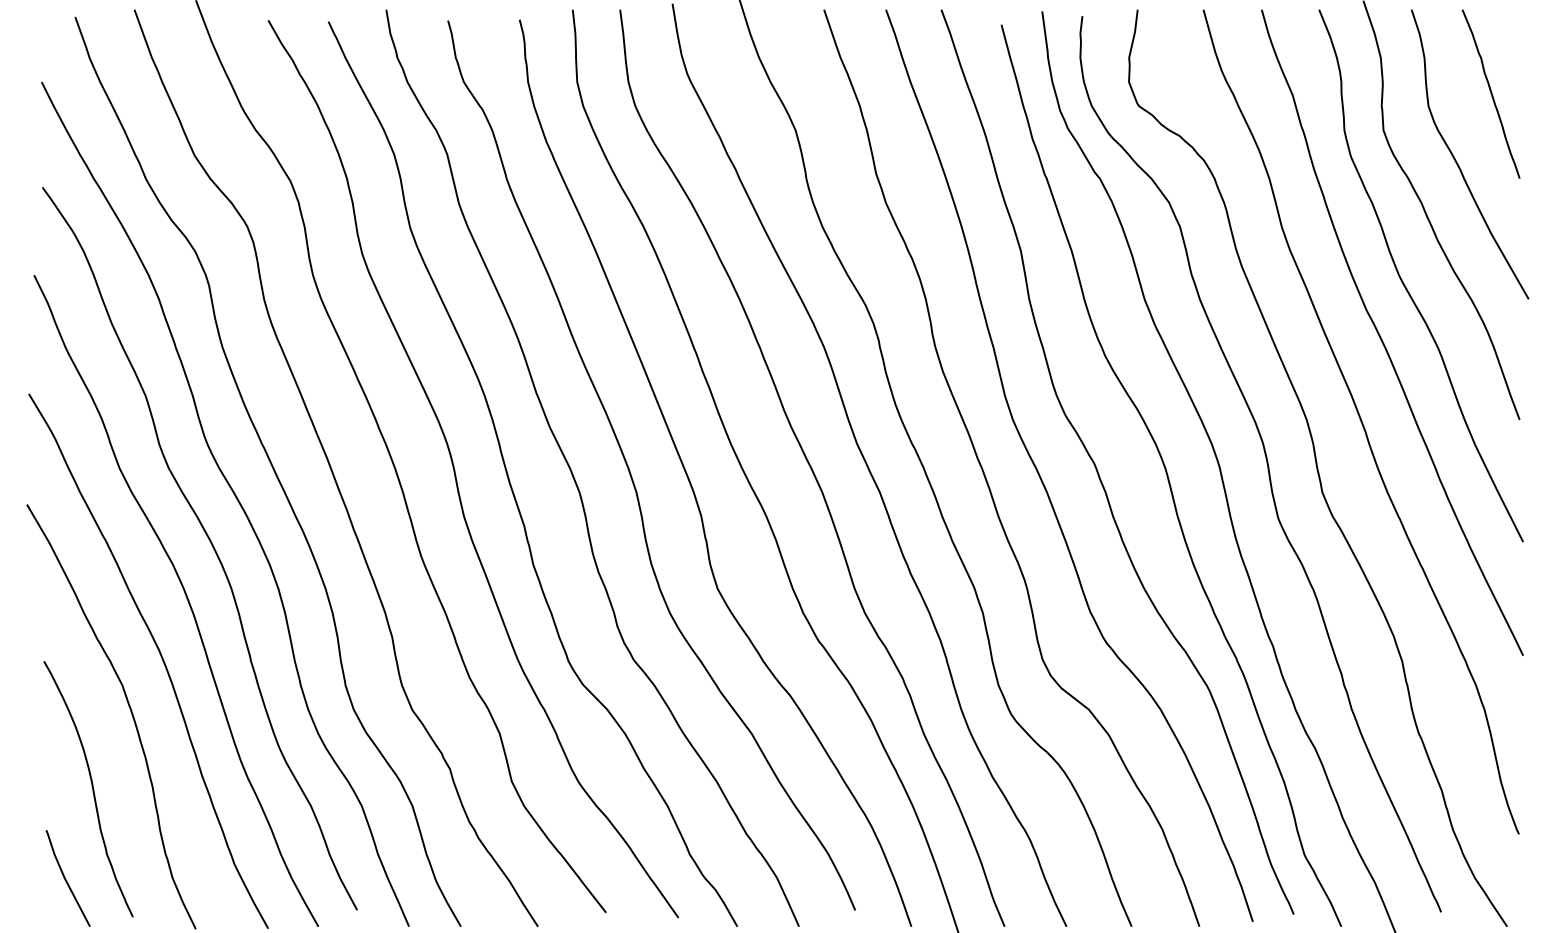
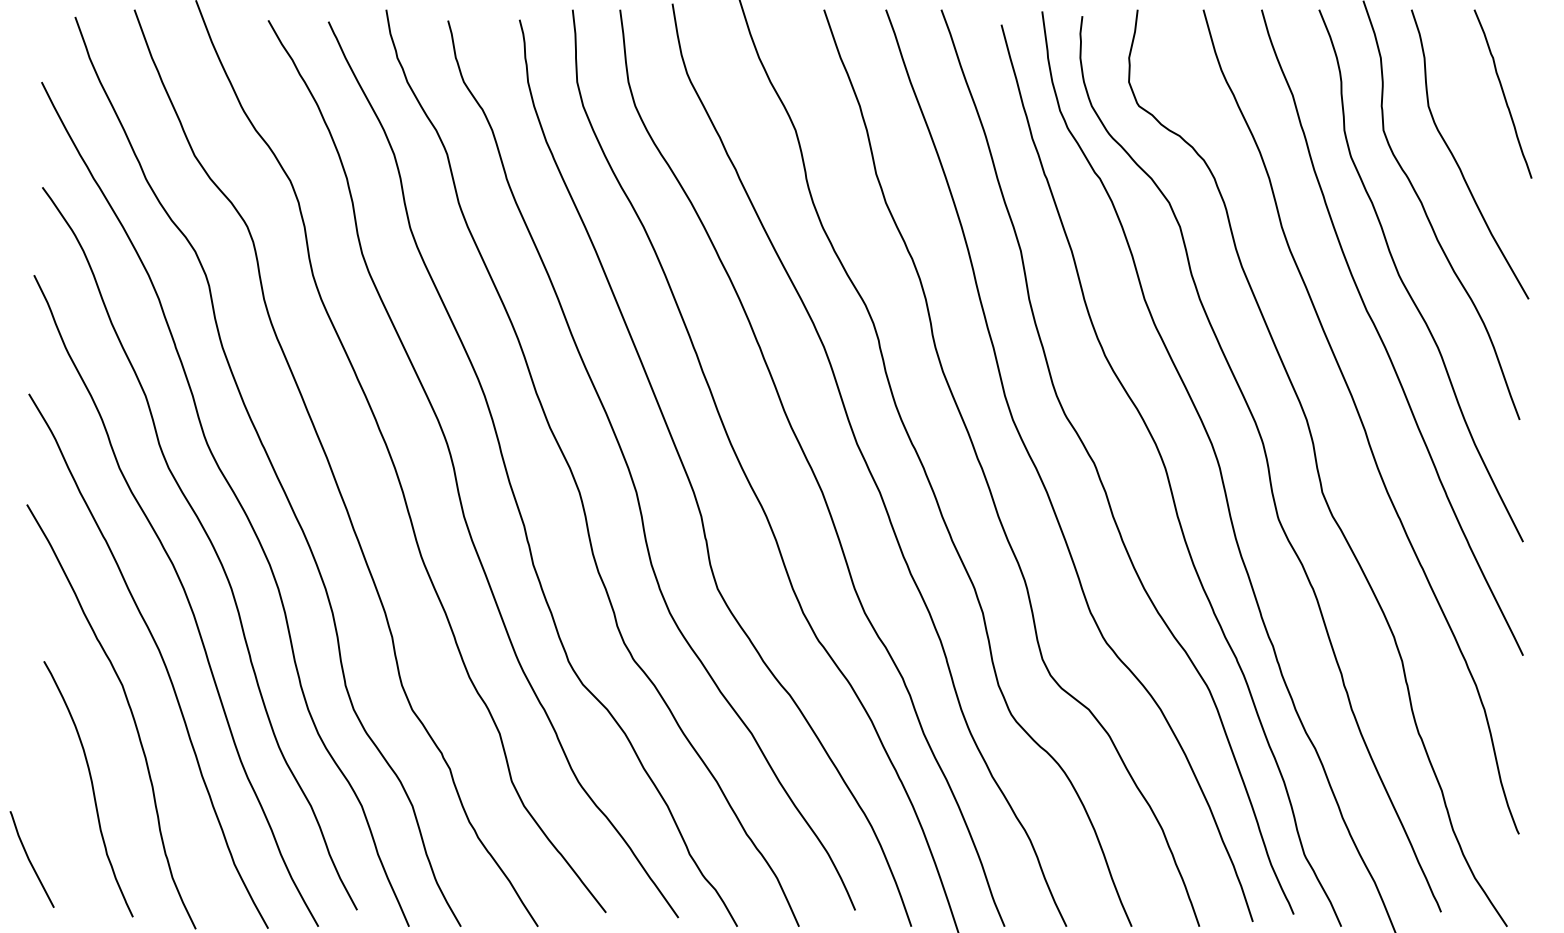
curve position: (1490, 93) -> (1502, 93) (1502, 93)
curve position: (66, 879) -> (30, 860) (30, 860)
